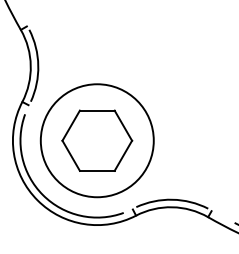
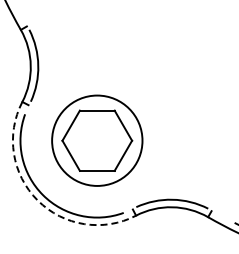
circle diameter: 113 px -> 90 px (97, 140)
arc: solid -> dashed (37, 200)
